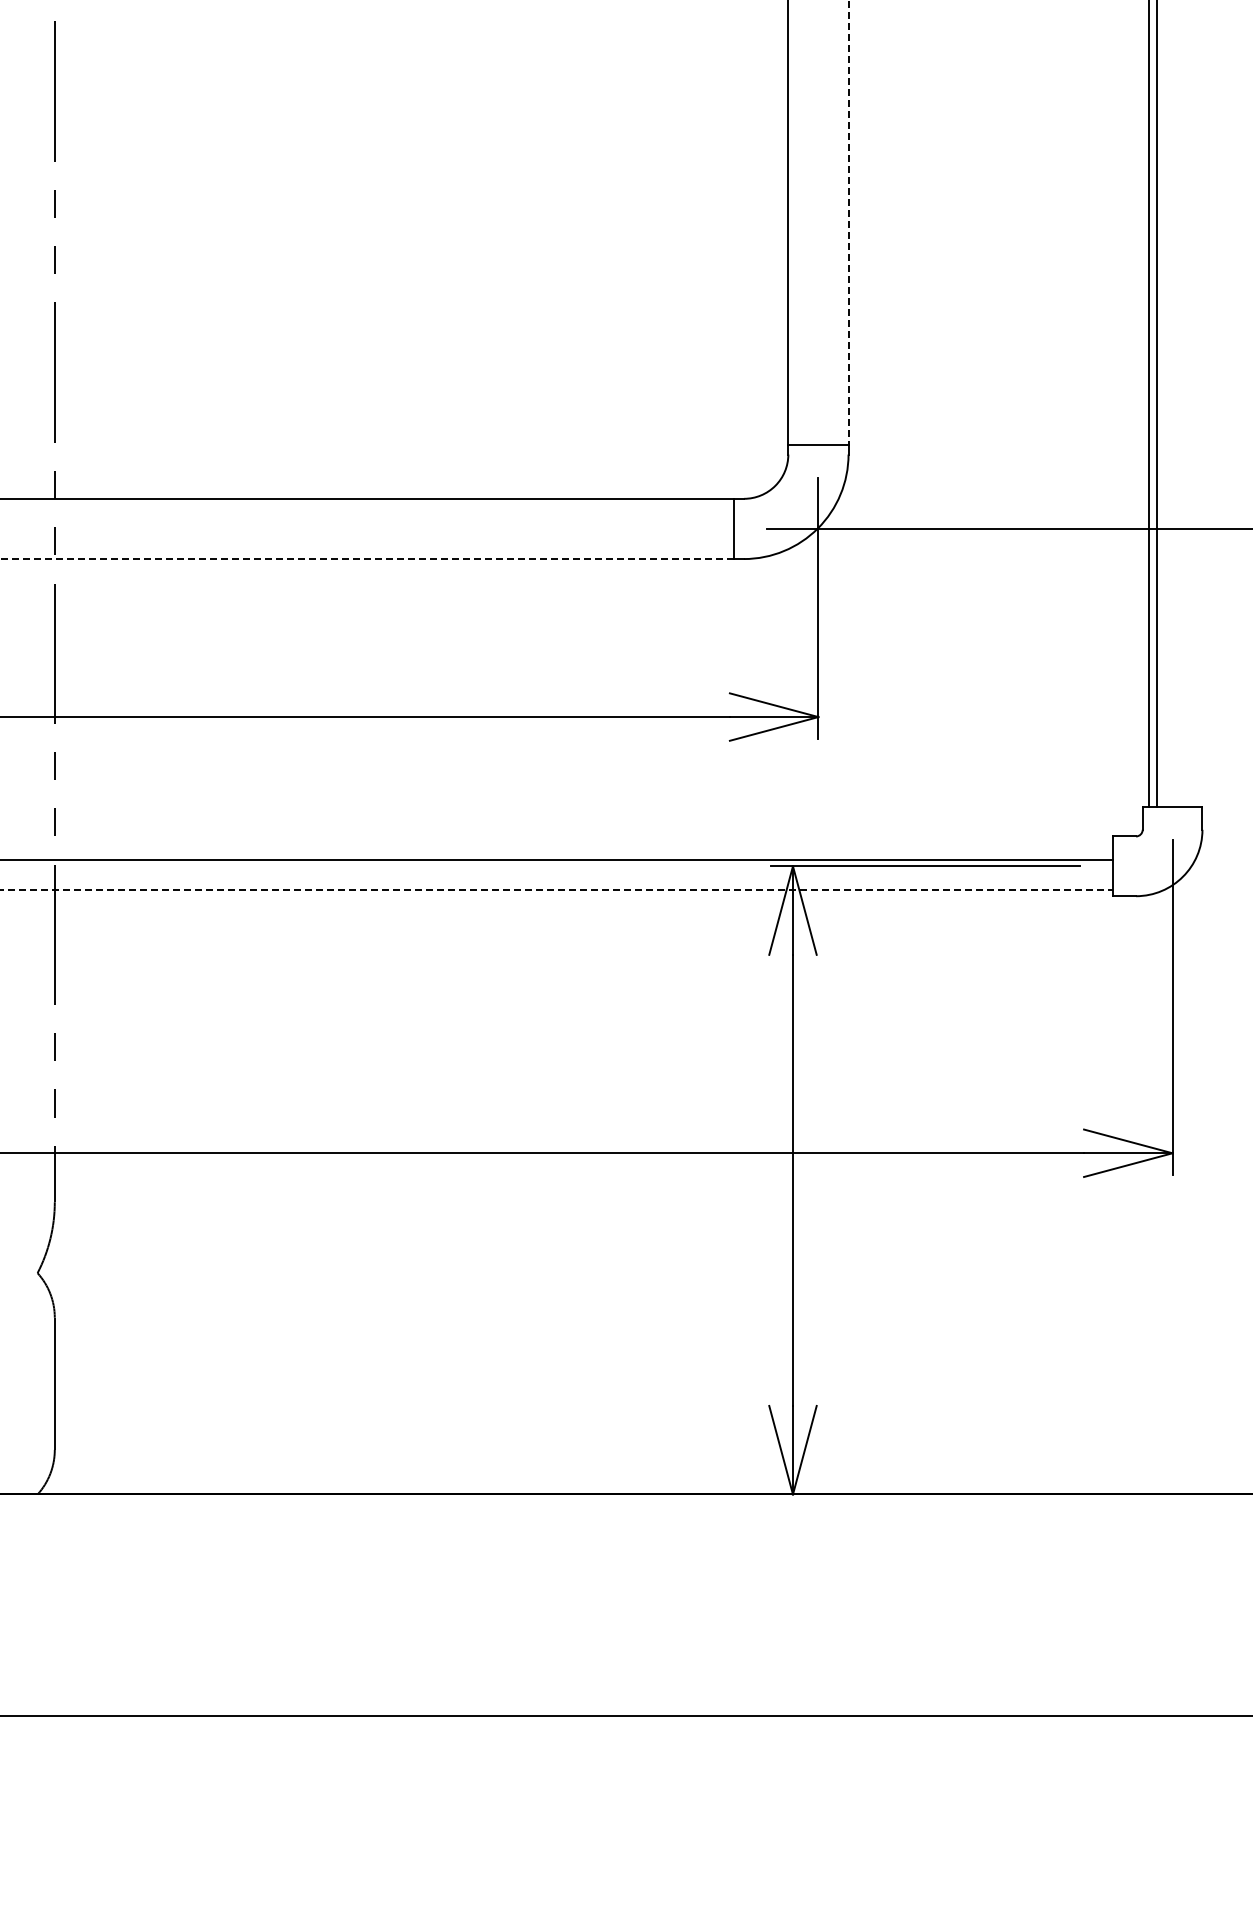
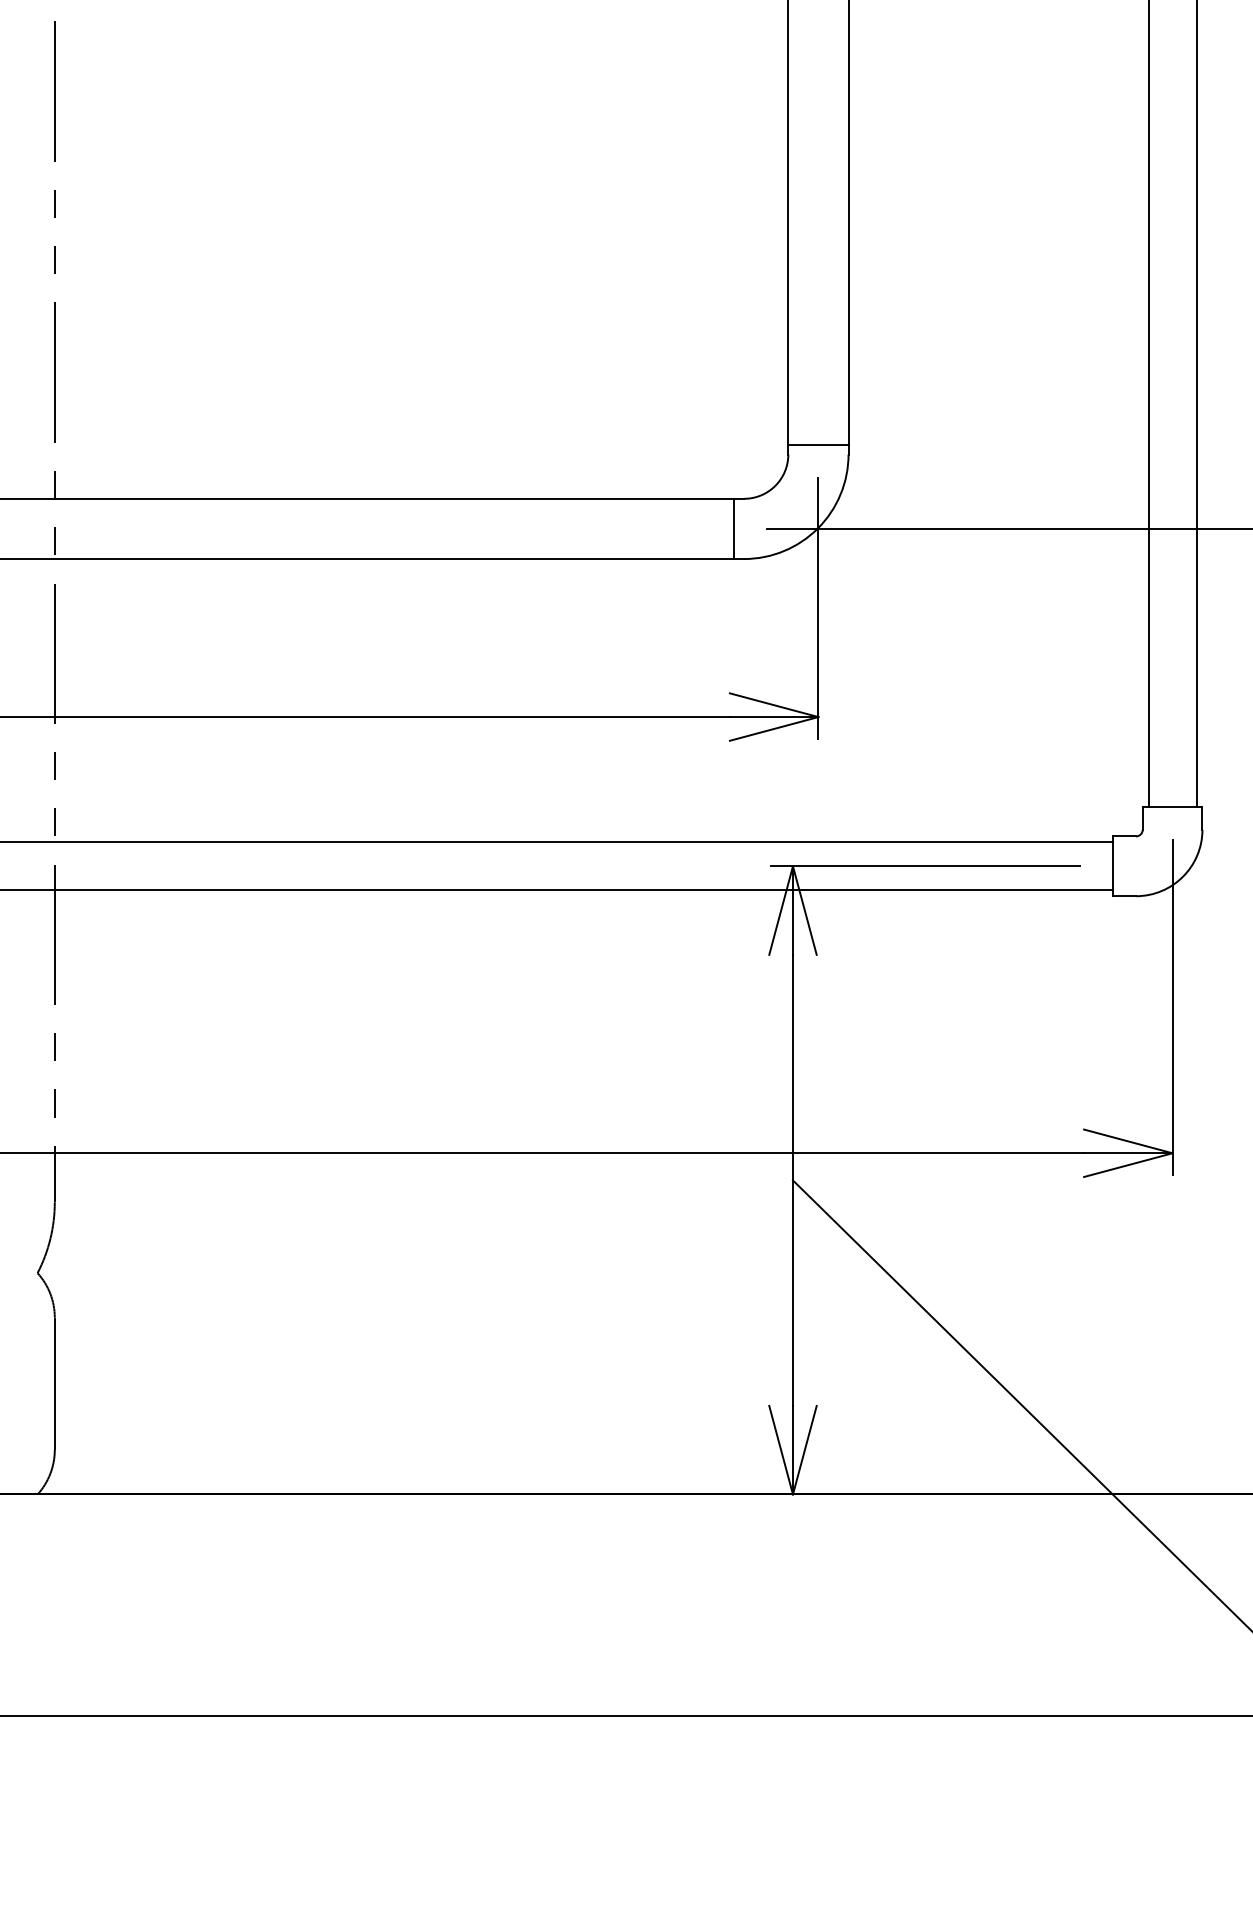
line: dashed -> solid (848, 222)
line position: (1156, 404) -> (1196, 404) (1196, 404)
line: dashed -> solid (367, 559)
line position: (557, 860) -> (557, 842) (557, 842)
line: dashed -> solid (556, 890)
line: none -> present (1020, 1404)
